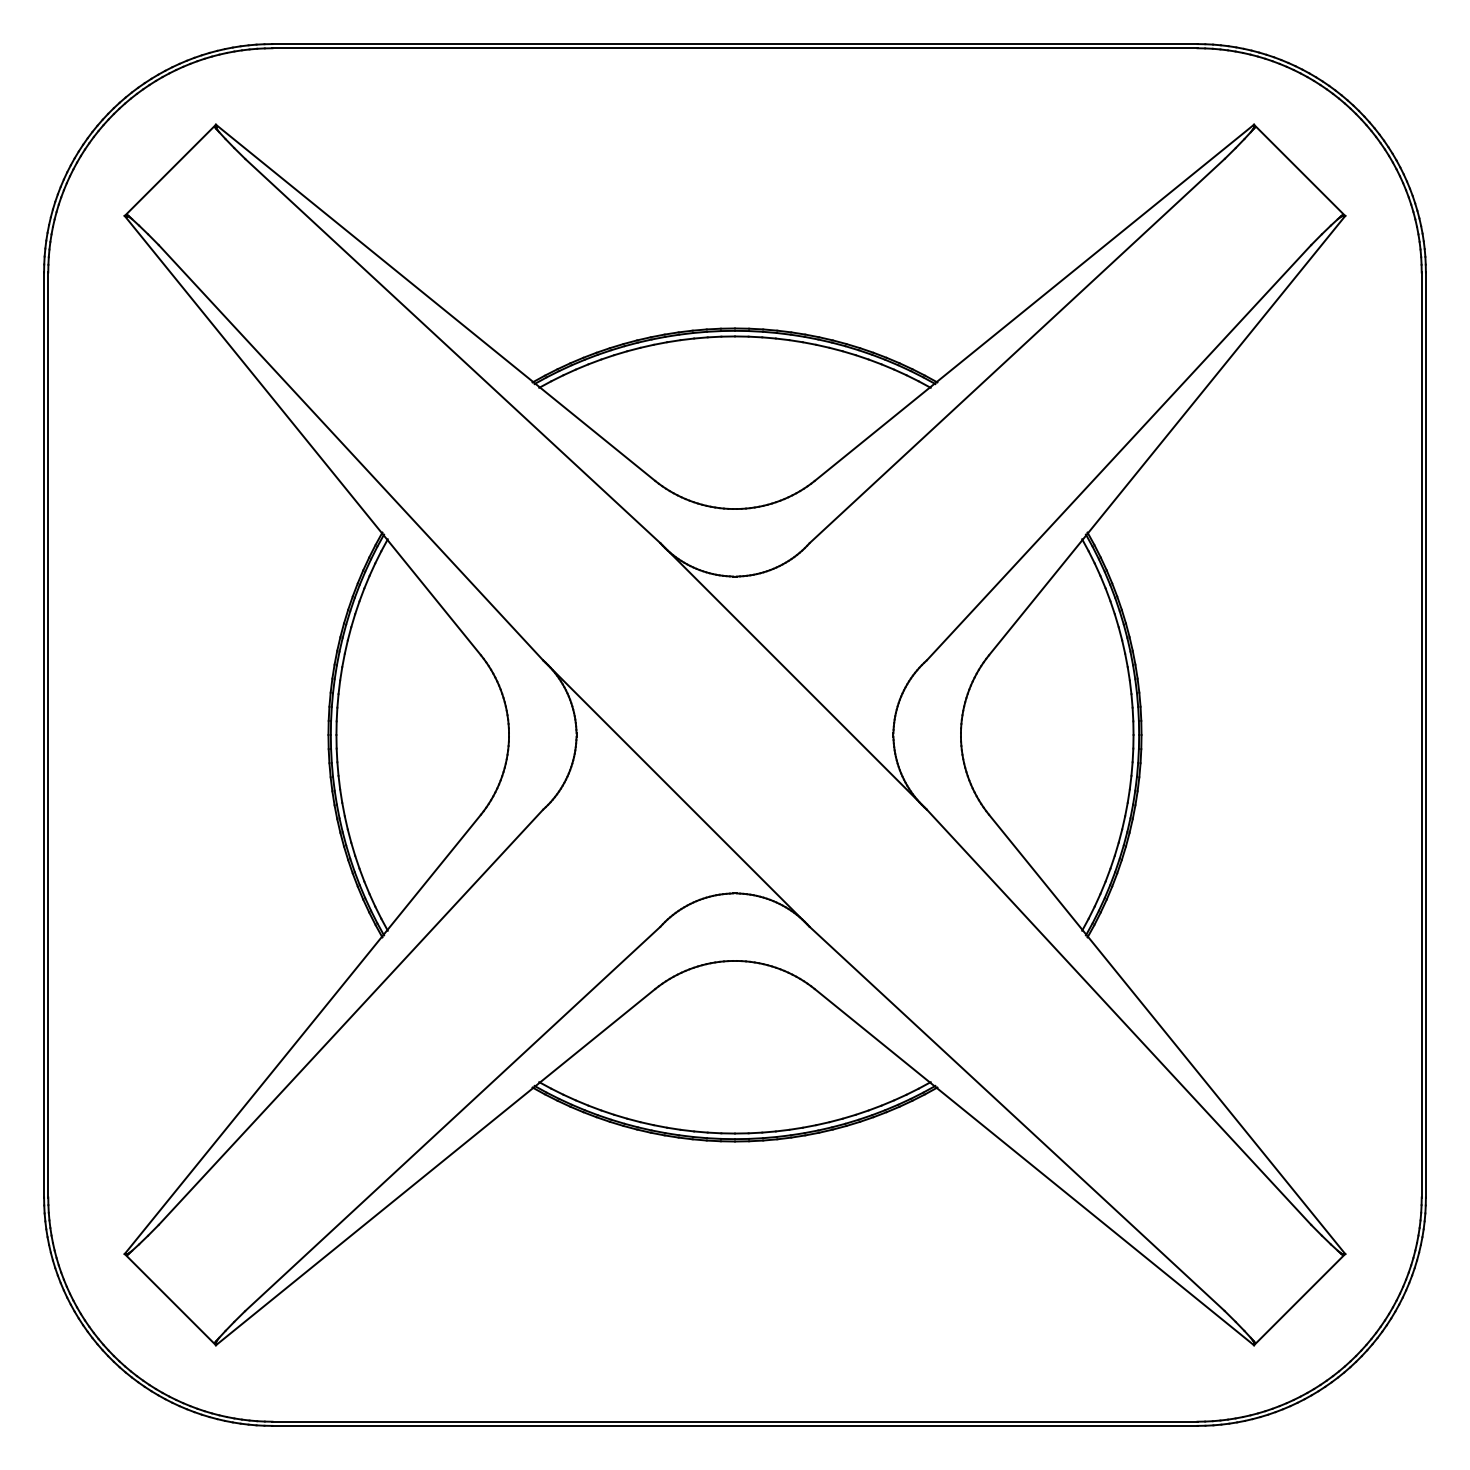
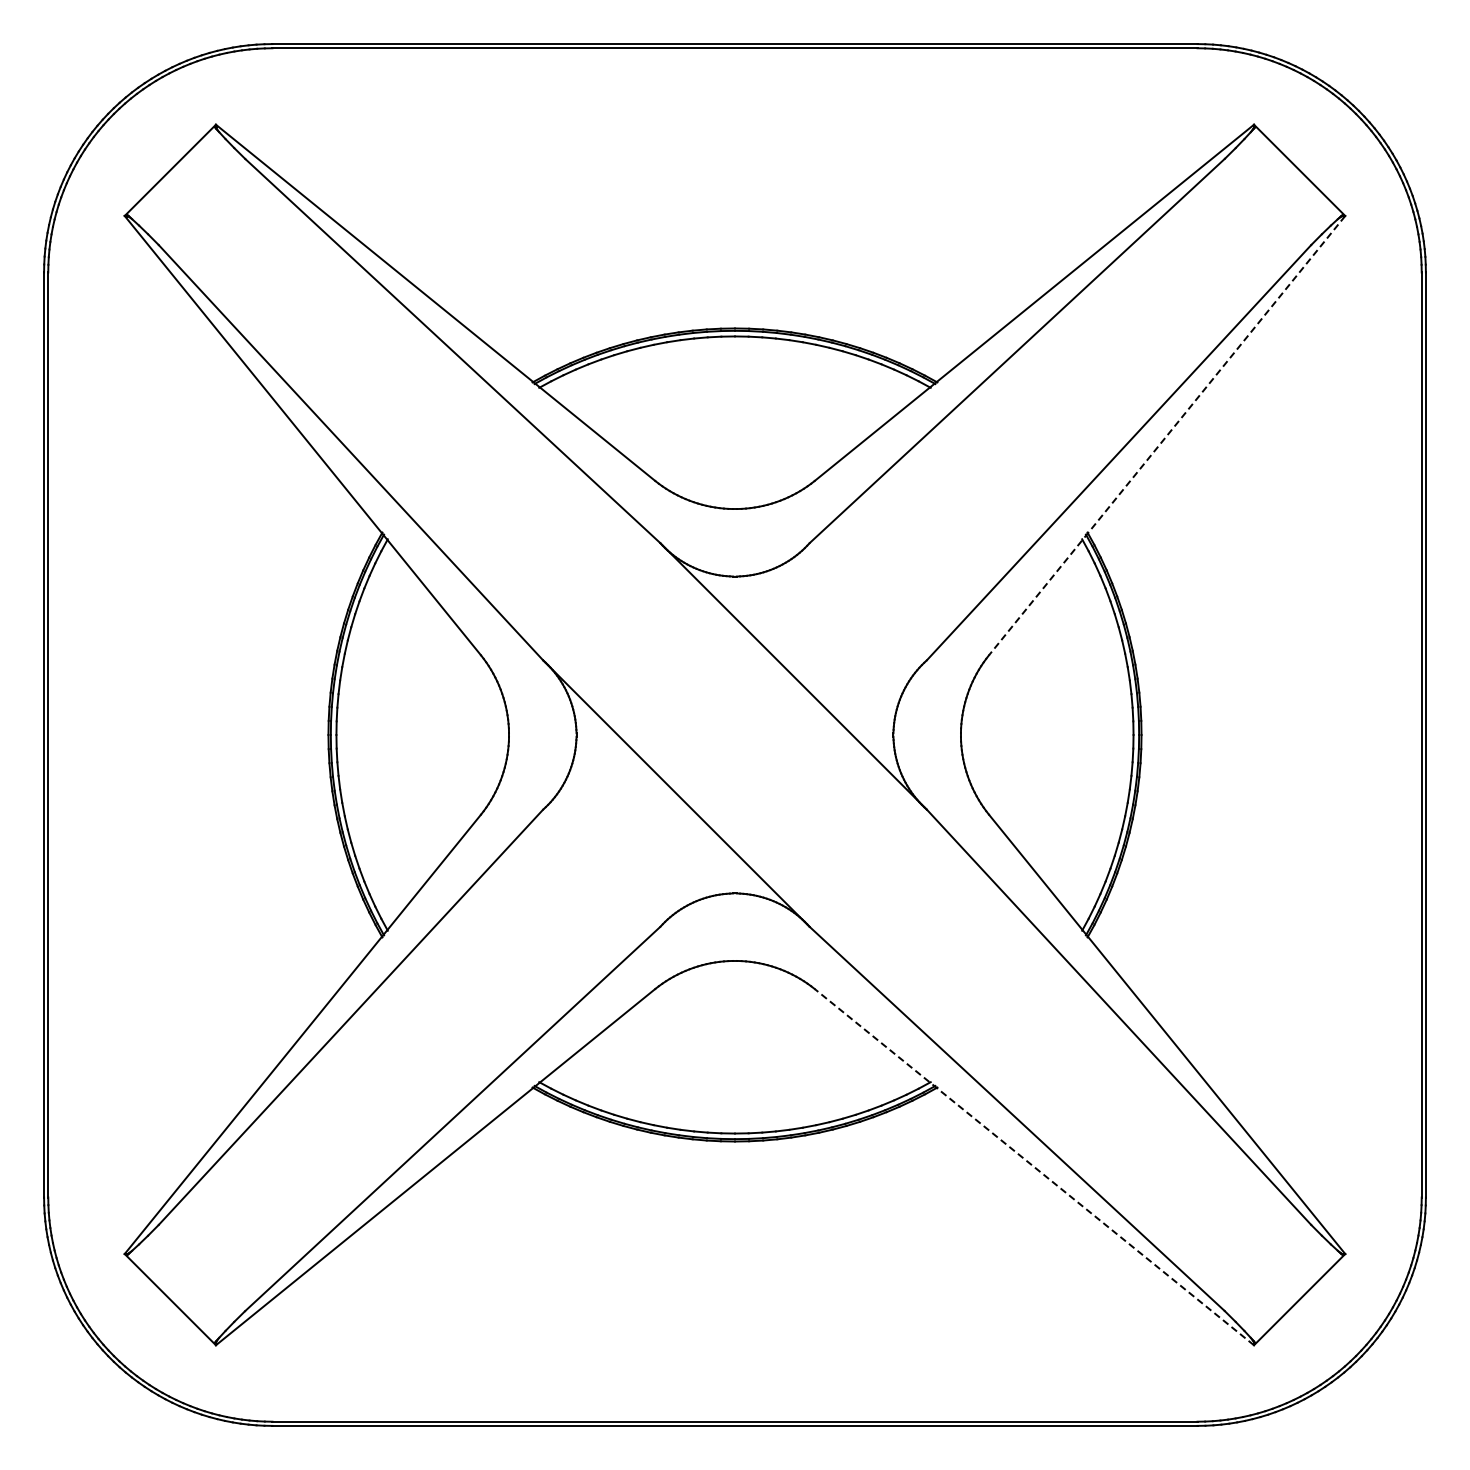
line: solid -> dashed (1167, 435)
line: solid -> dashed (1034, 1167)
